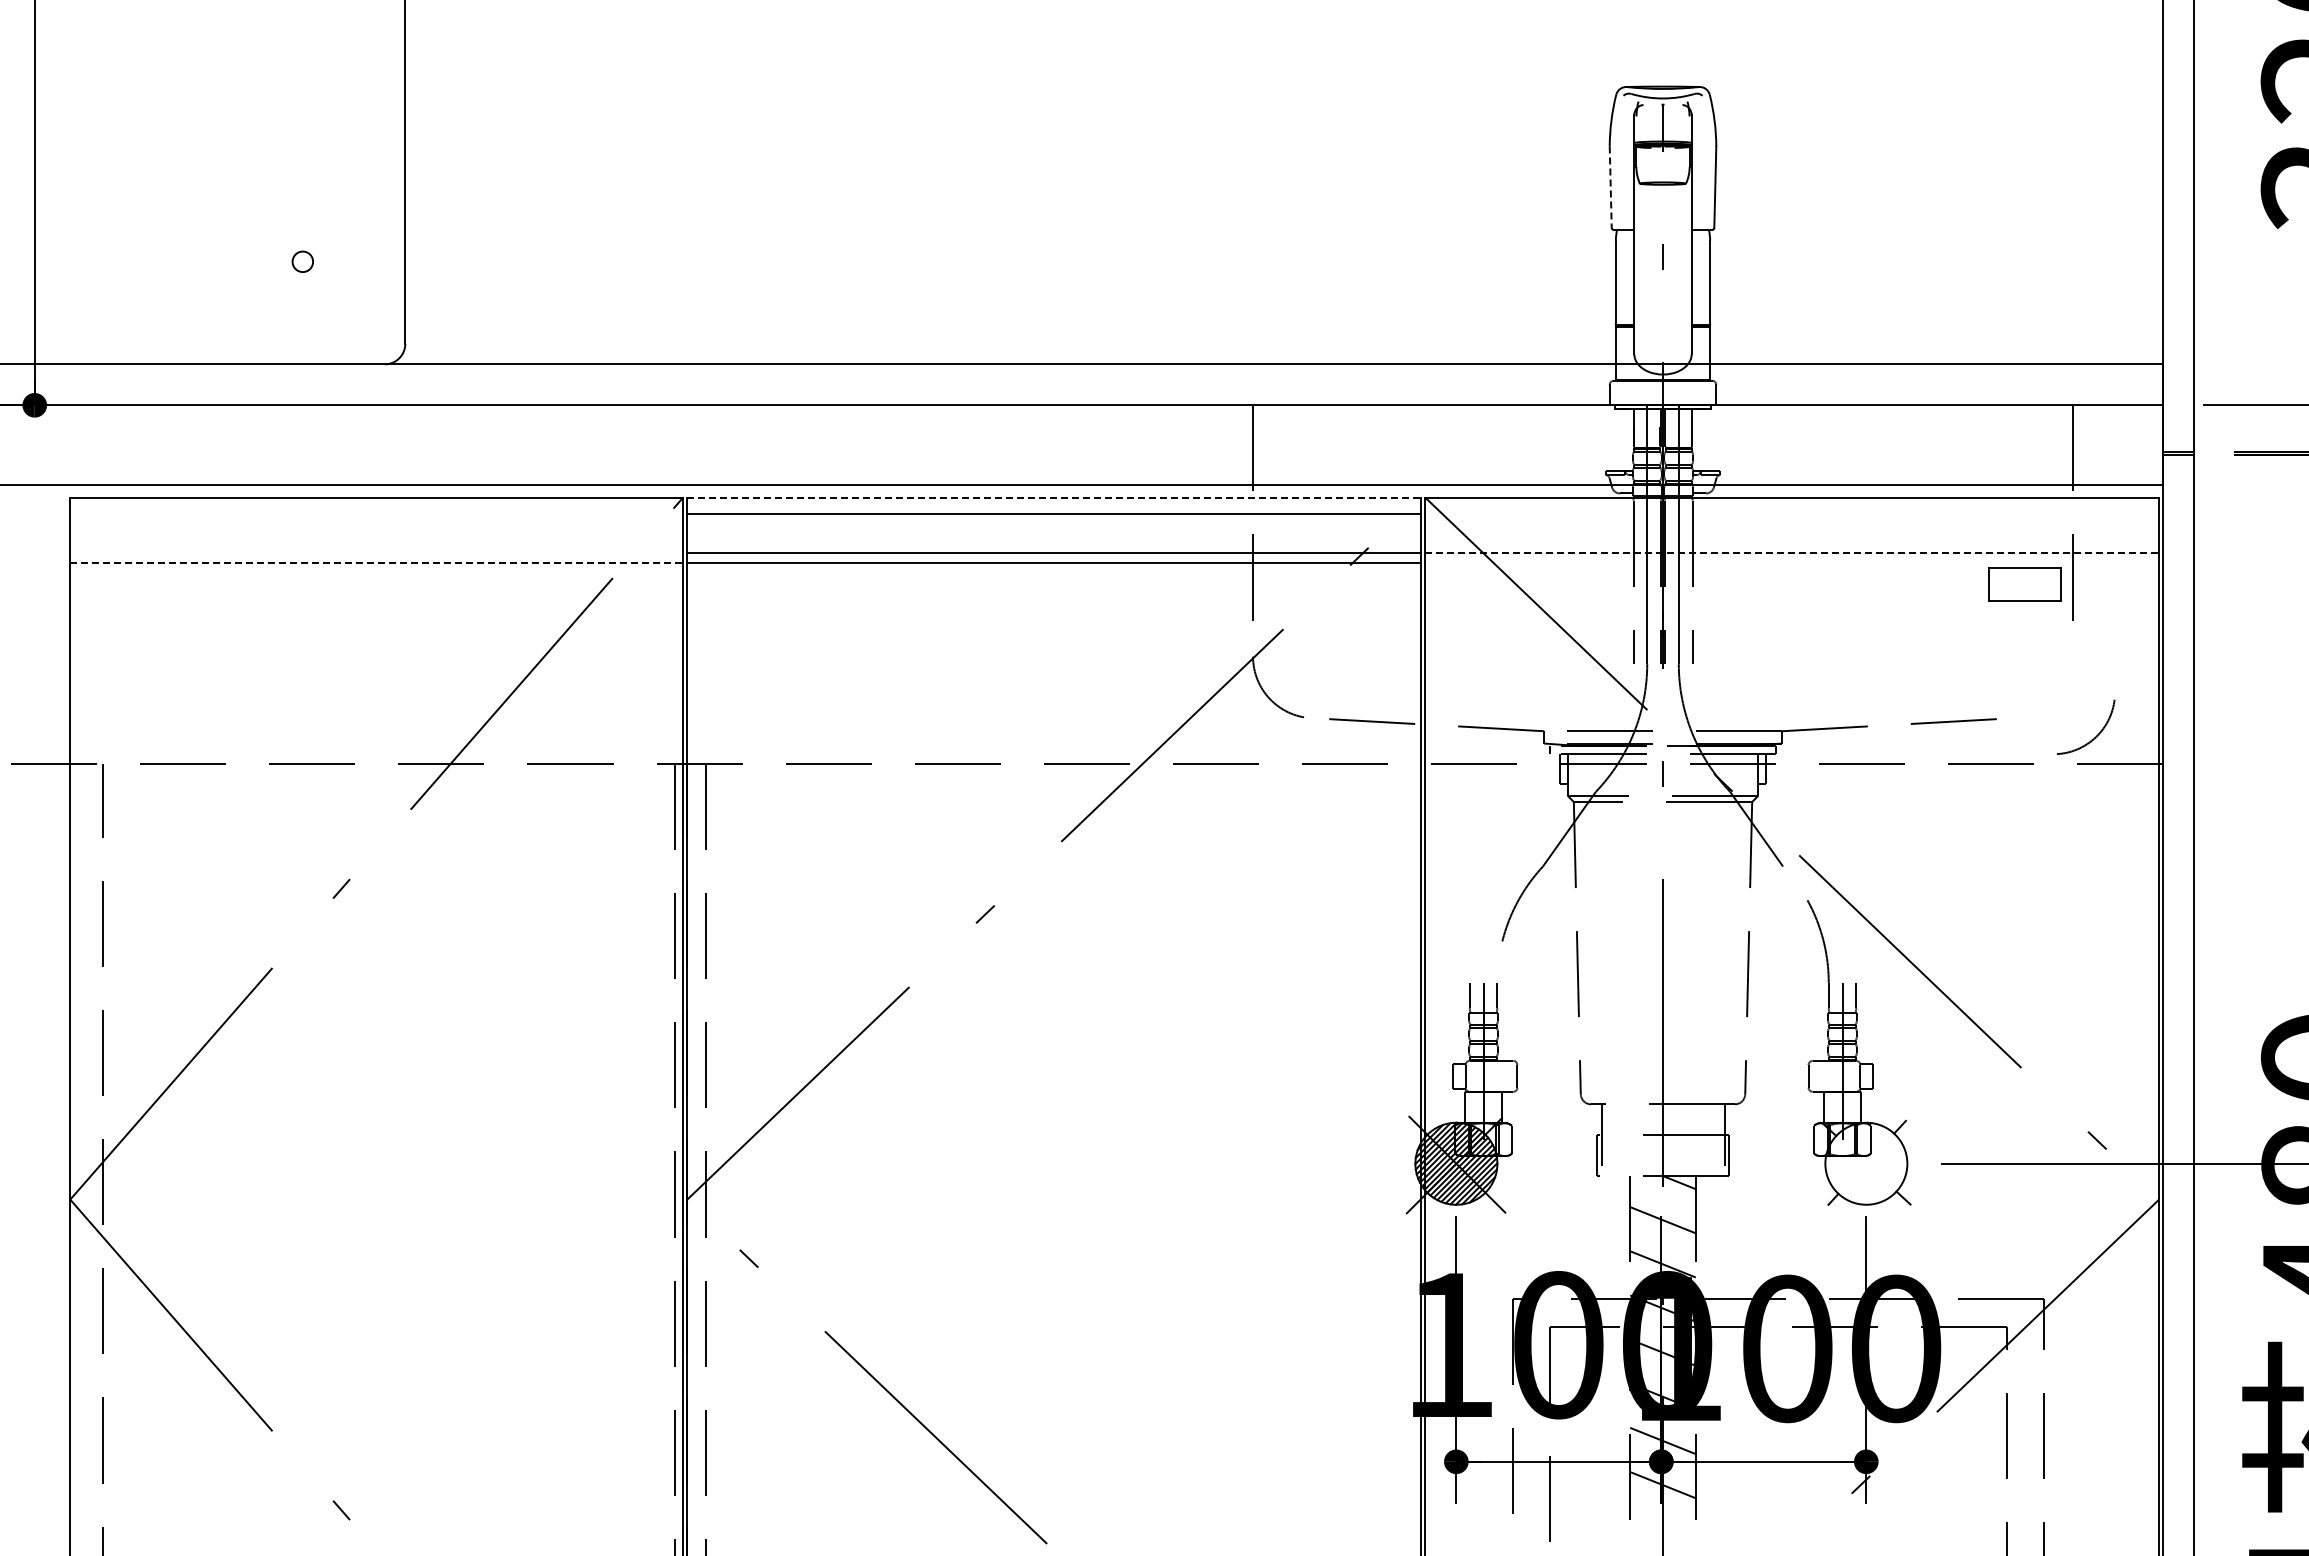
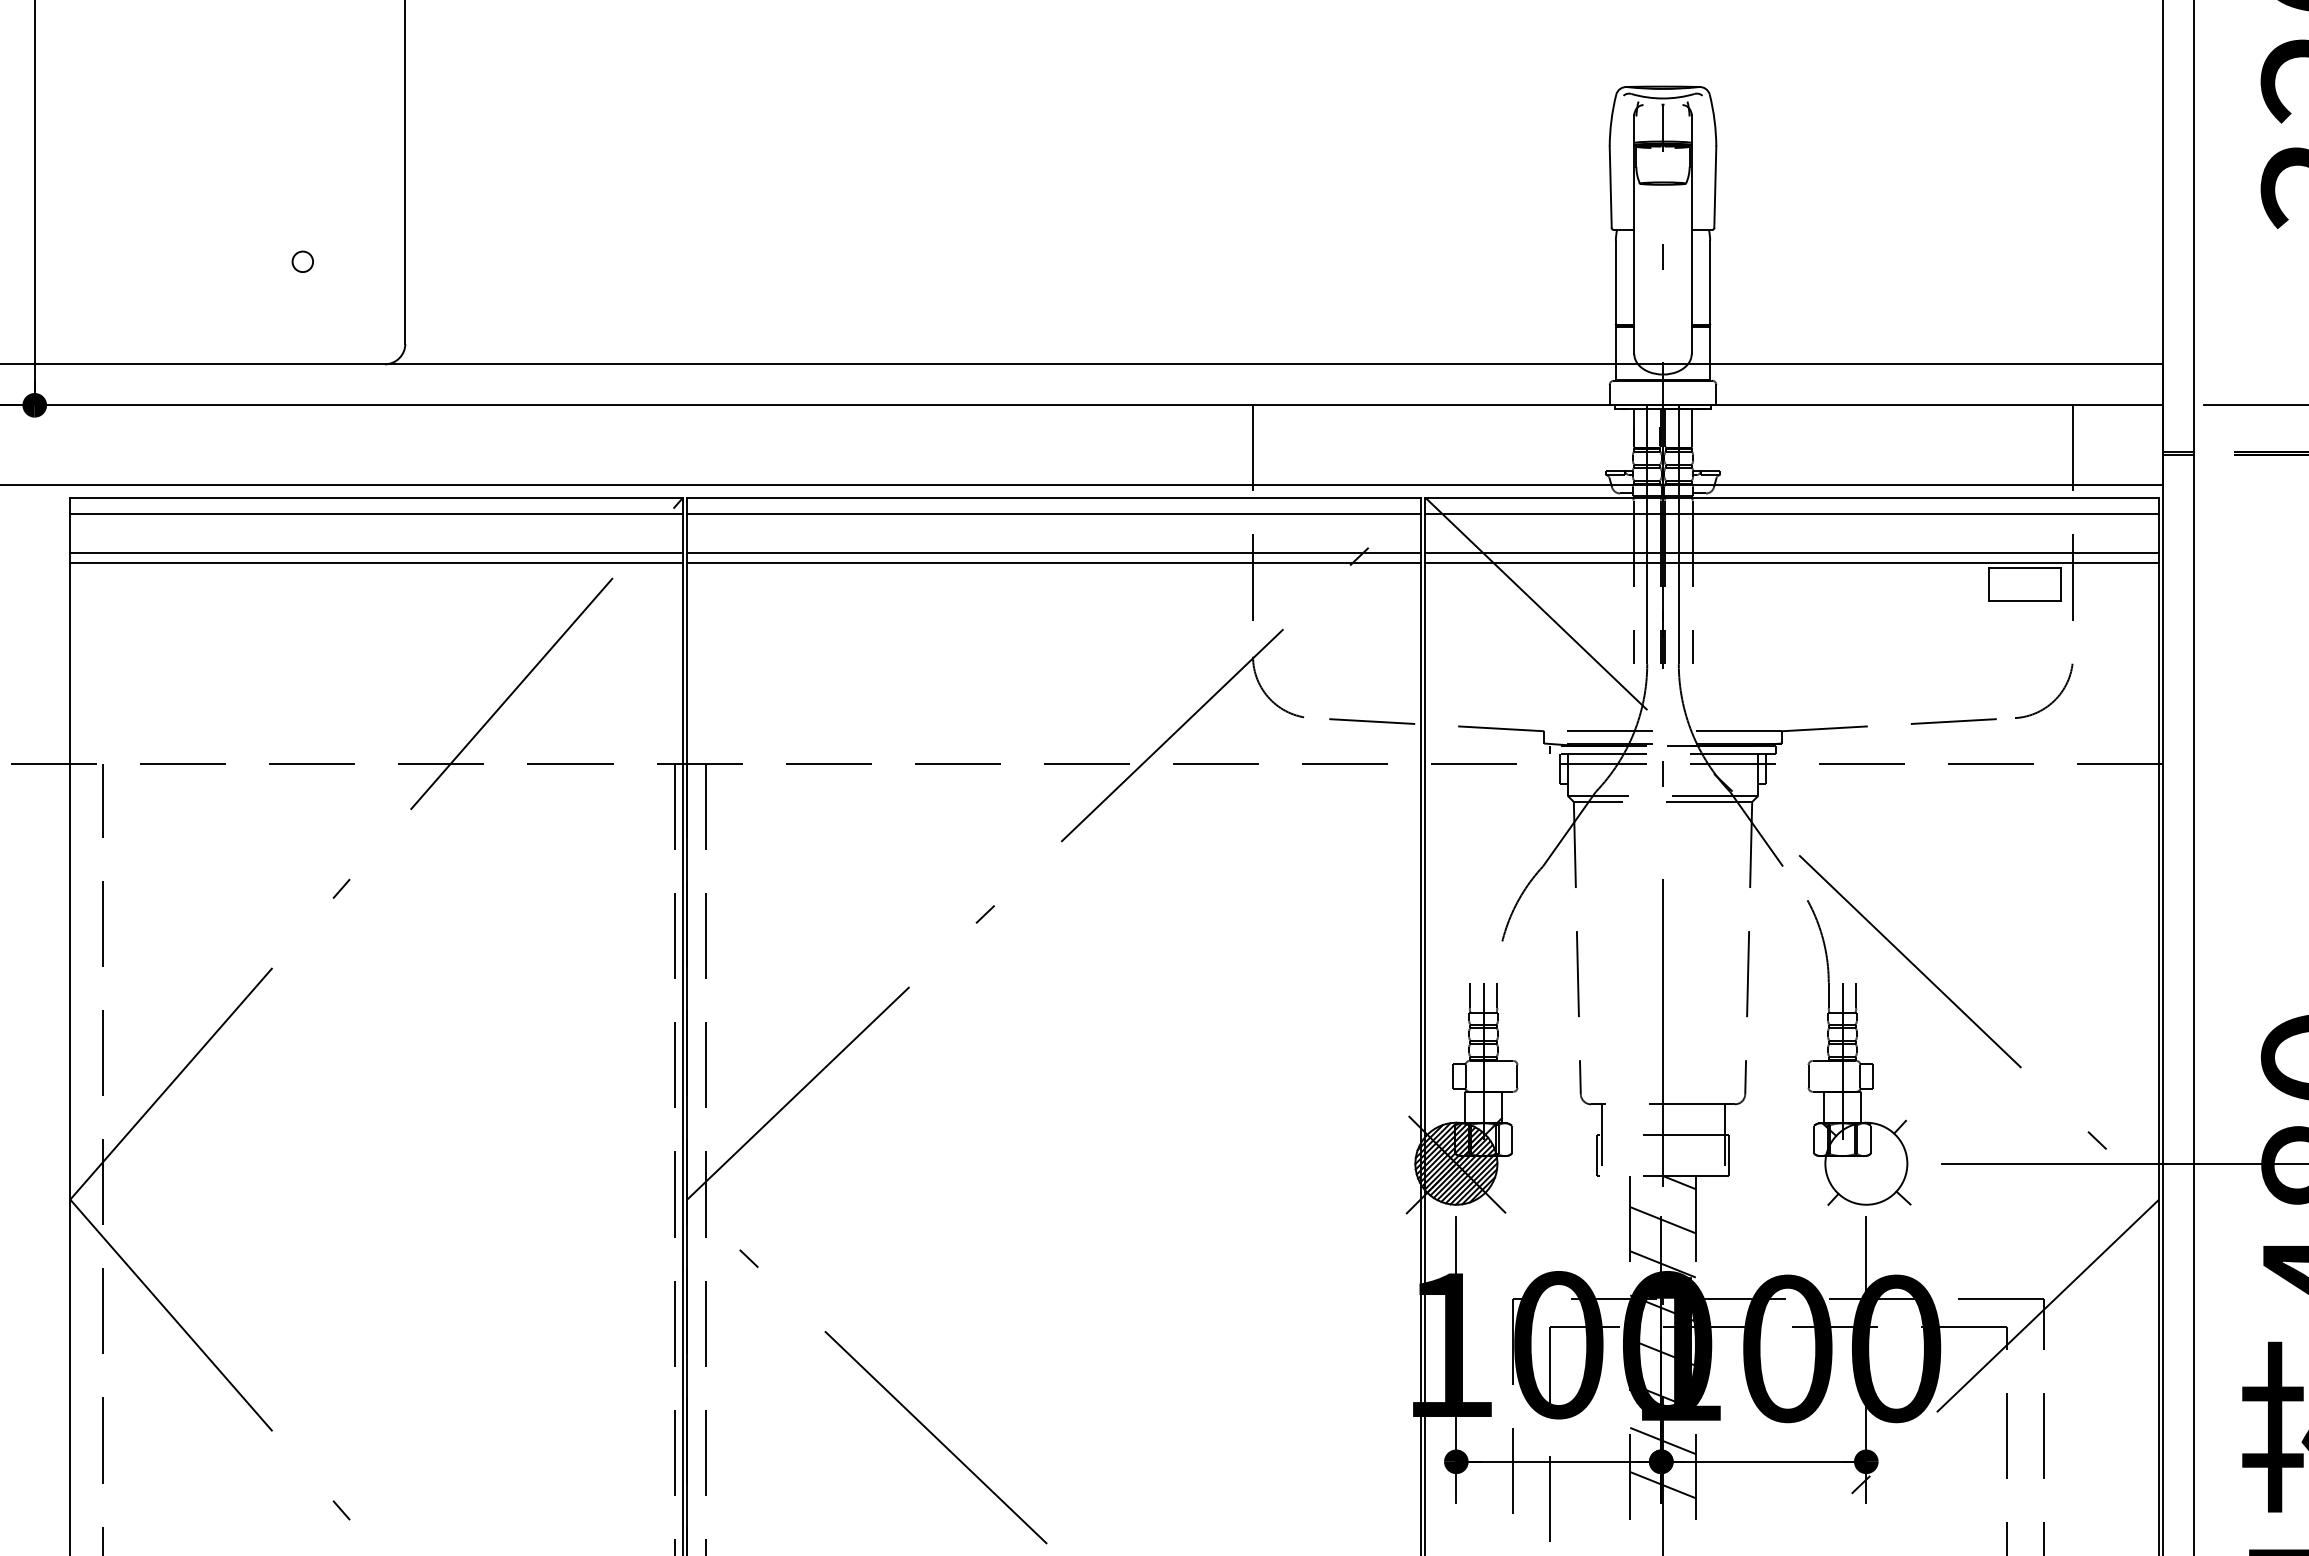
line: dashed -> solid (1610, 187)
line: dashed -> solid (1054, 497)
line: none -> present (376, 513)
line: none -> present (1792, 513)
line: none -> present (376, 552)
line: dashed -> solid (1792, 552)
line: dashed -> solid (377, 563)
line: none -> present (1792, 563)
arc position: (2096, 735) -> (2054, 699) (2054, 699)
